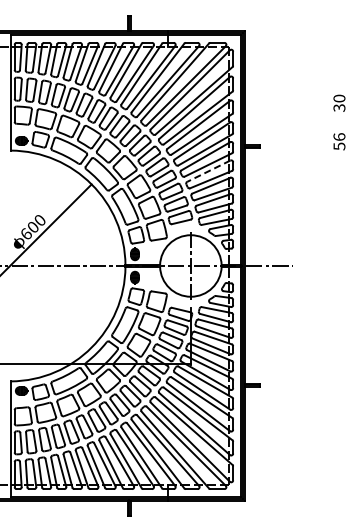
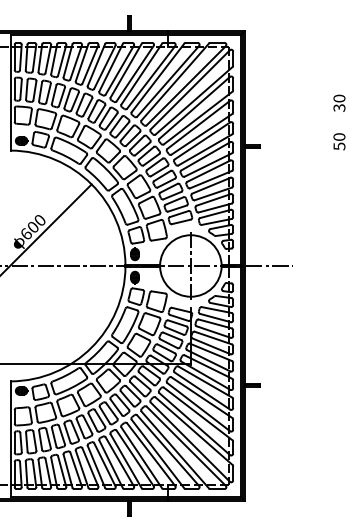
text: 56 -> 50 (339, 136)
line: dashed -> solid (208, 171)
